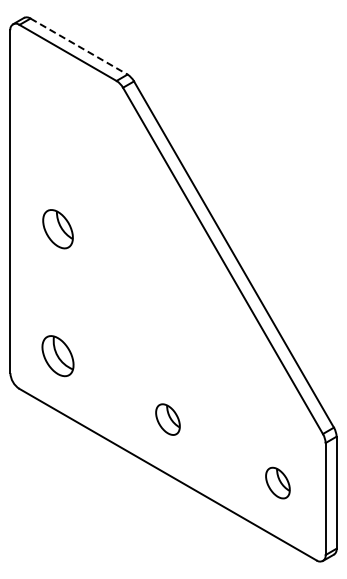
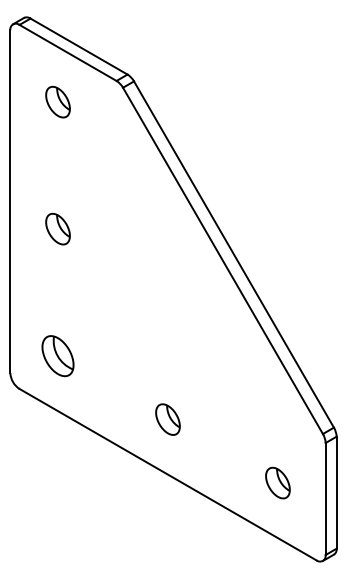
line: dashed -> solid (79, 46)
part: none -> present (57, 101)
part size: 32x41 px -> 26x34 px (57, 228)
